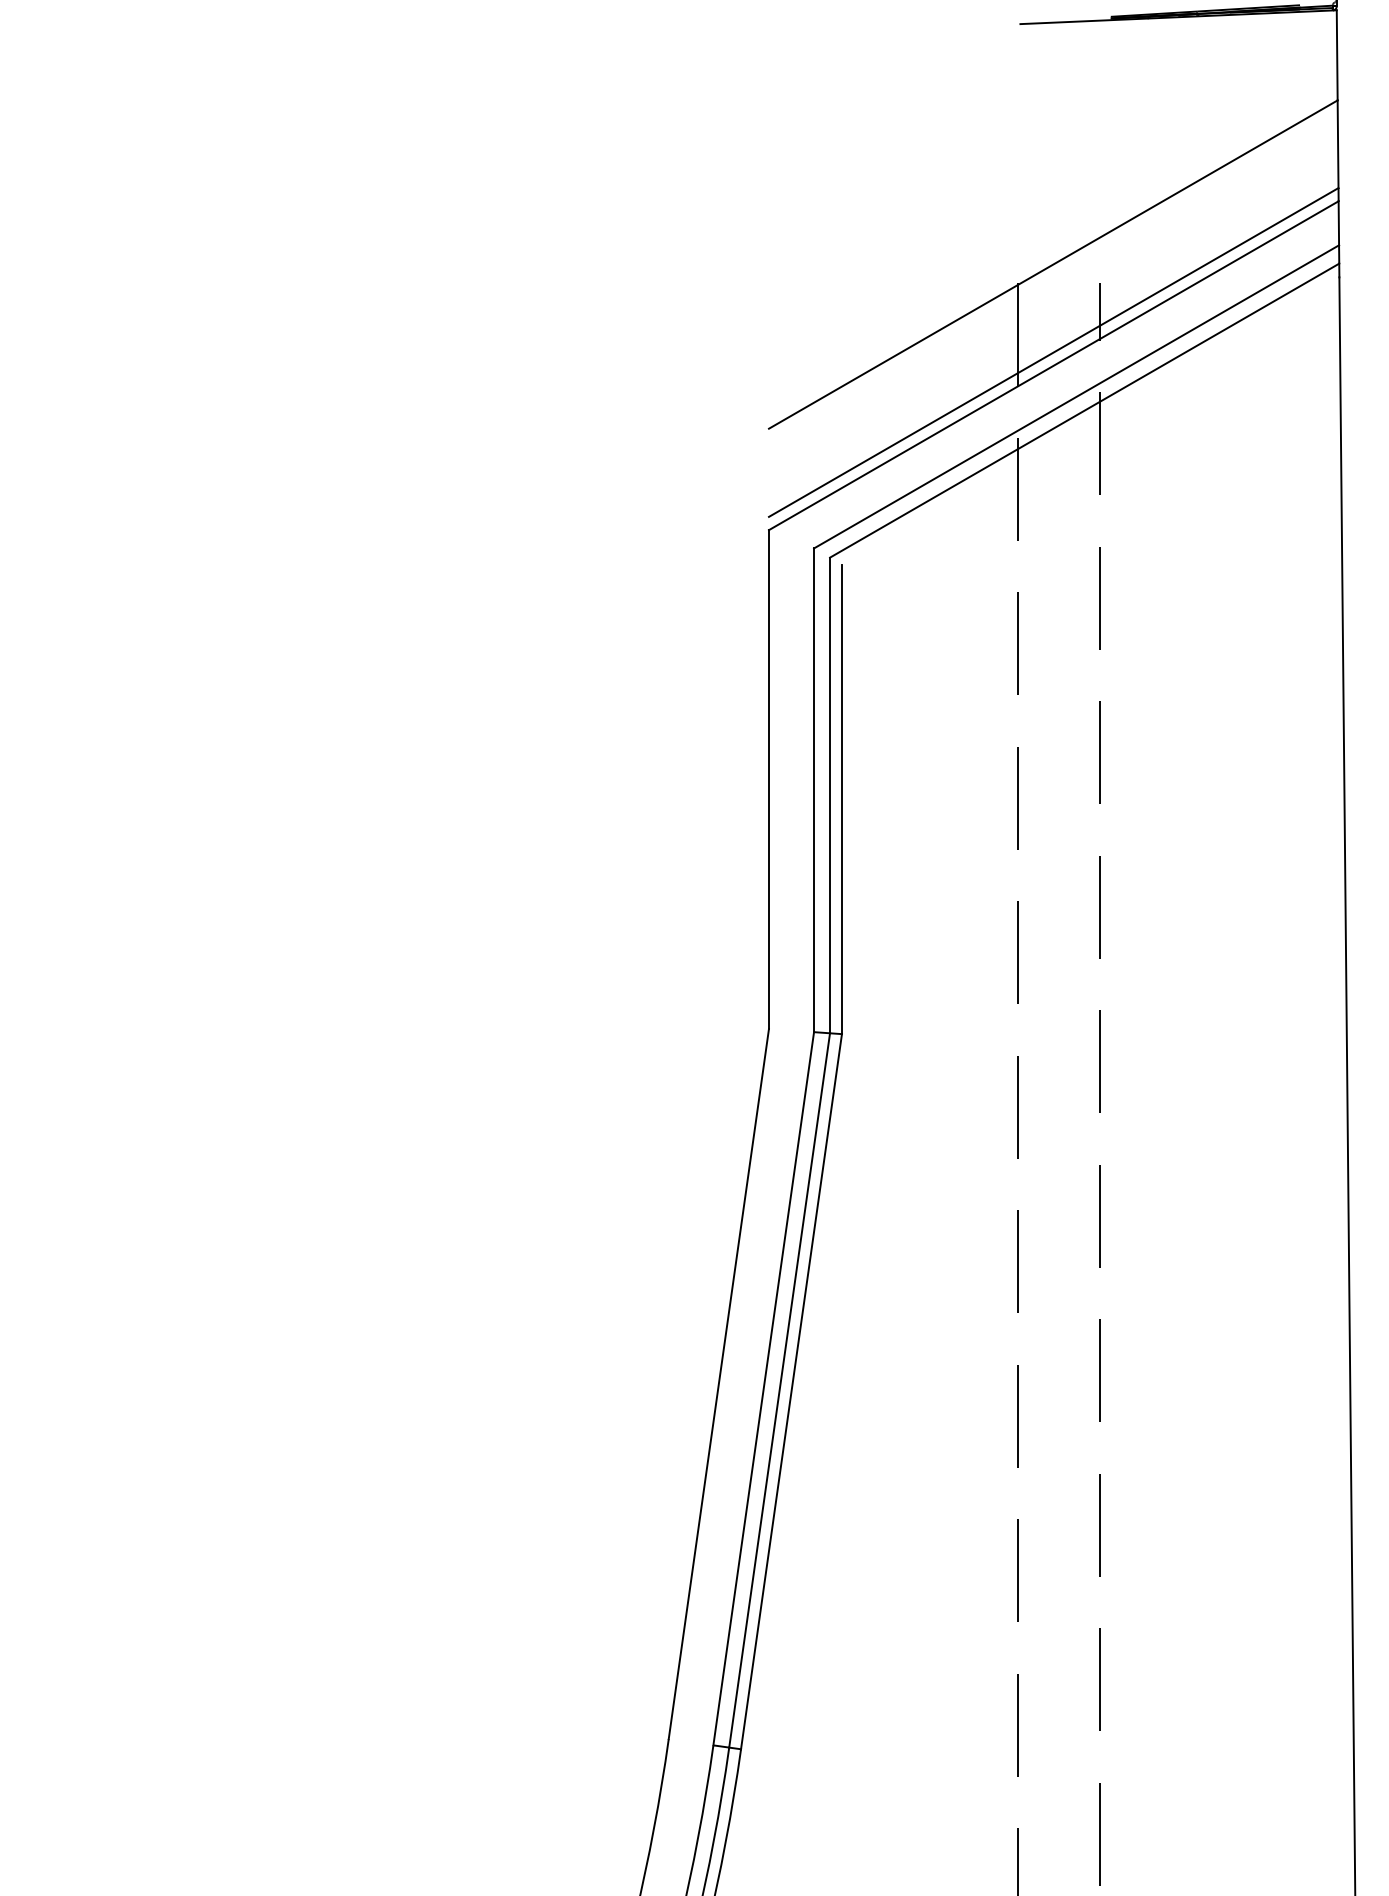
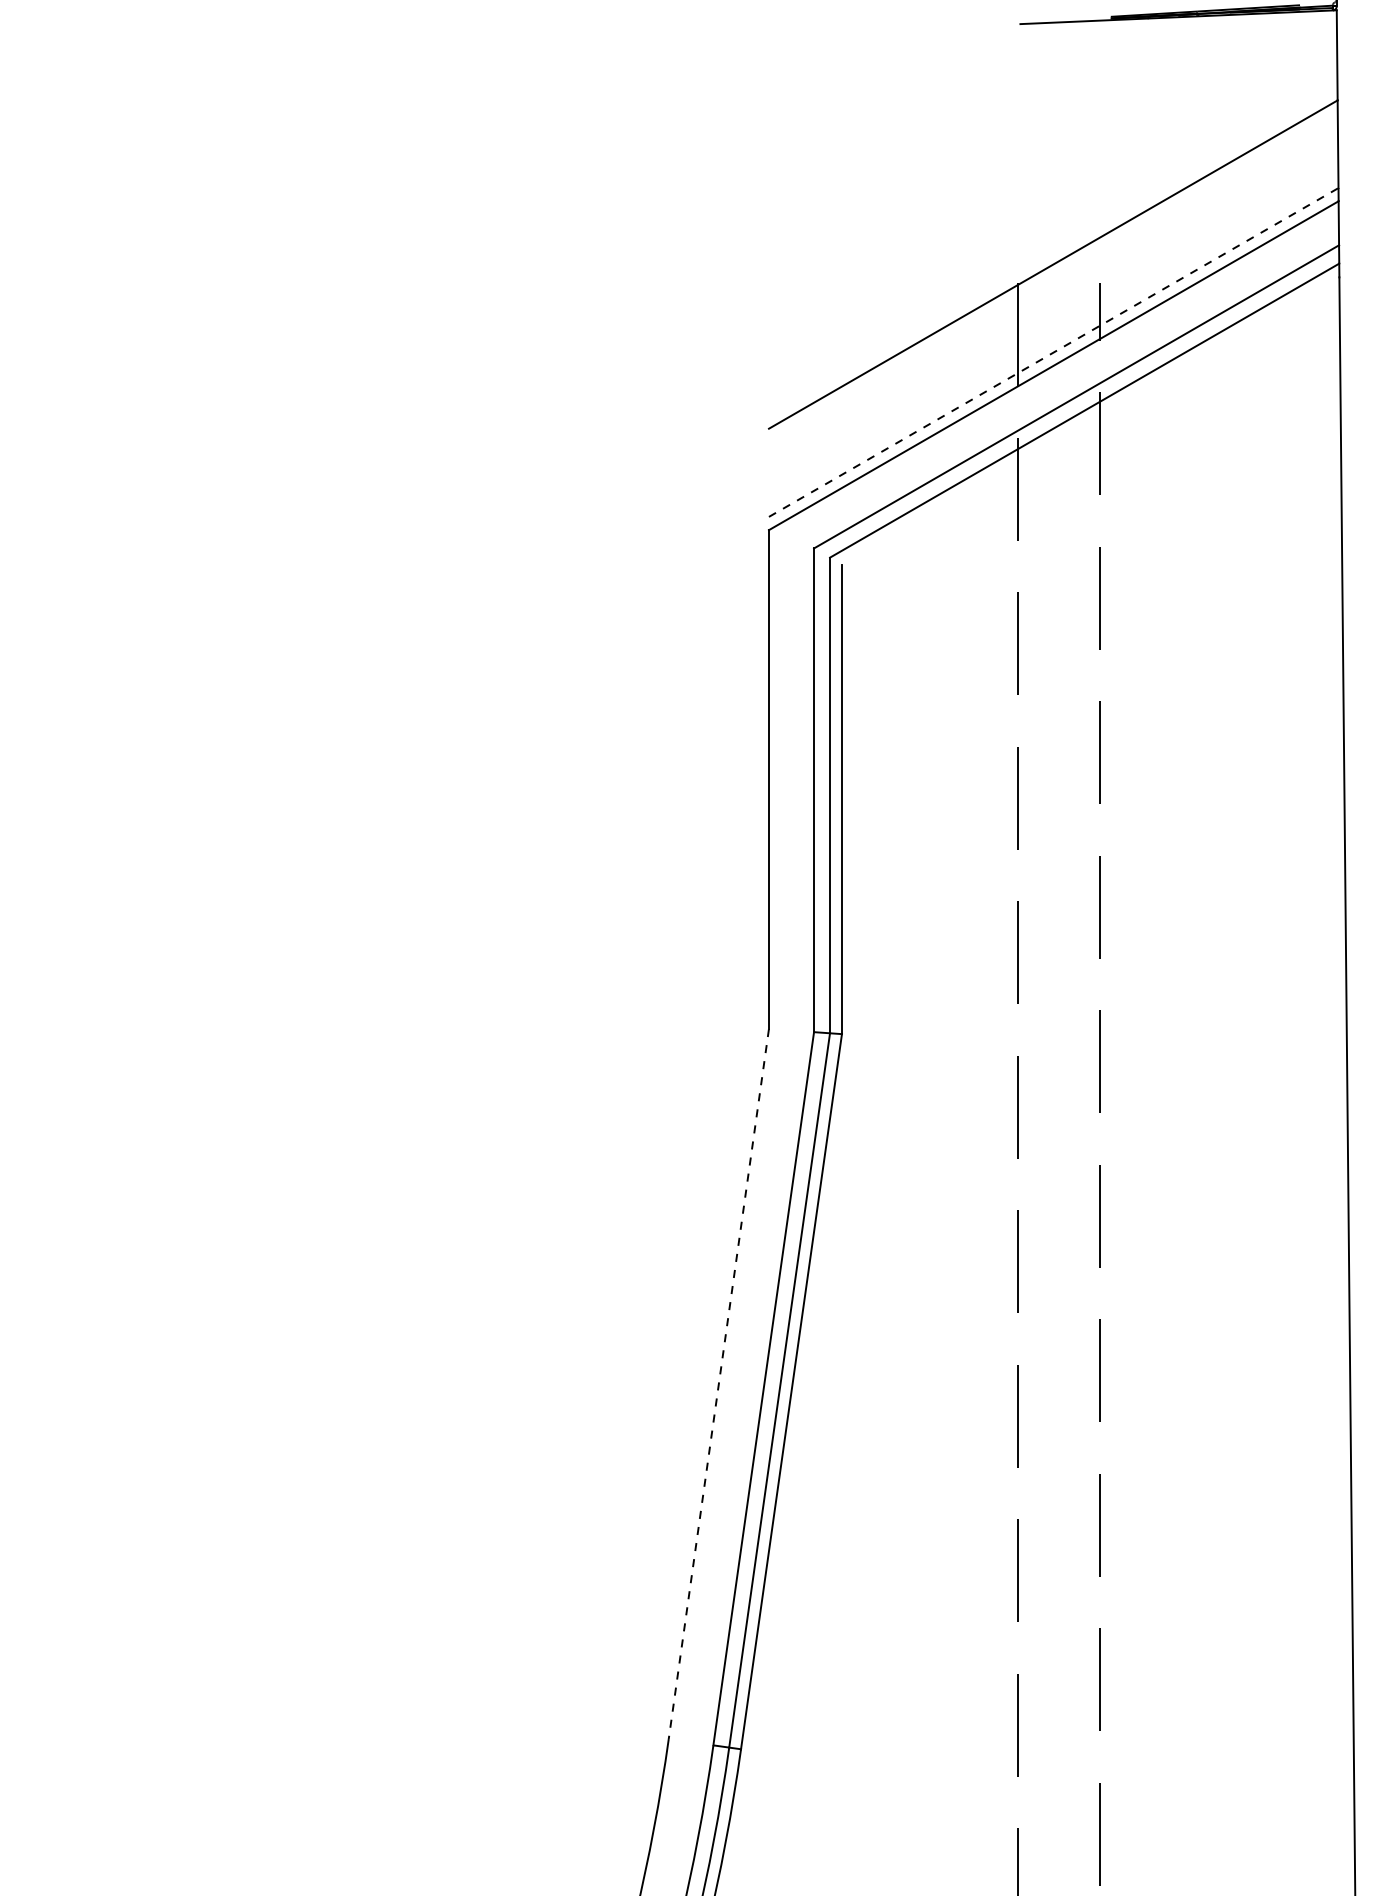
line: solid -> dashed (1053, 352)
line: solid -> dashed (718, 1384)
